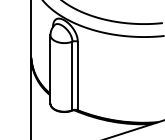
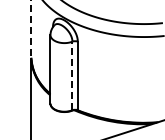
line: solid -> dashed (31, 29)
line: solid -> dashed (72, 75)
